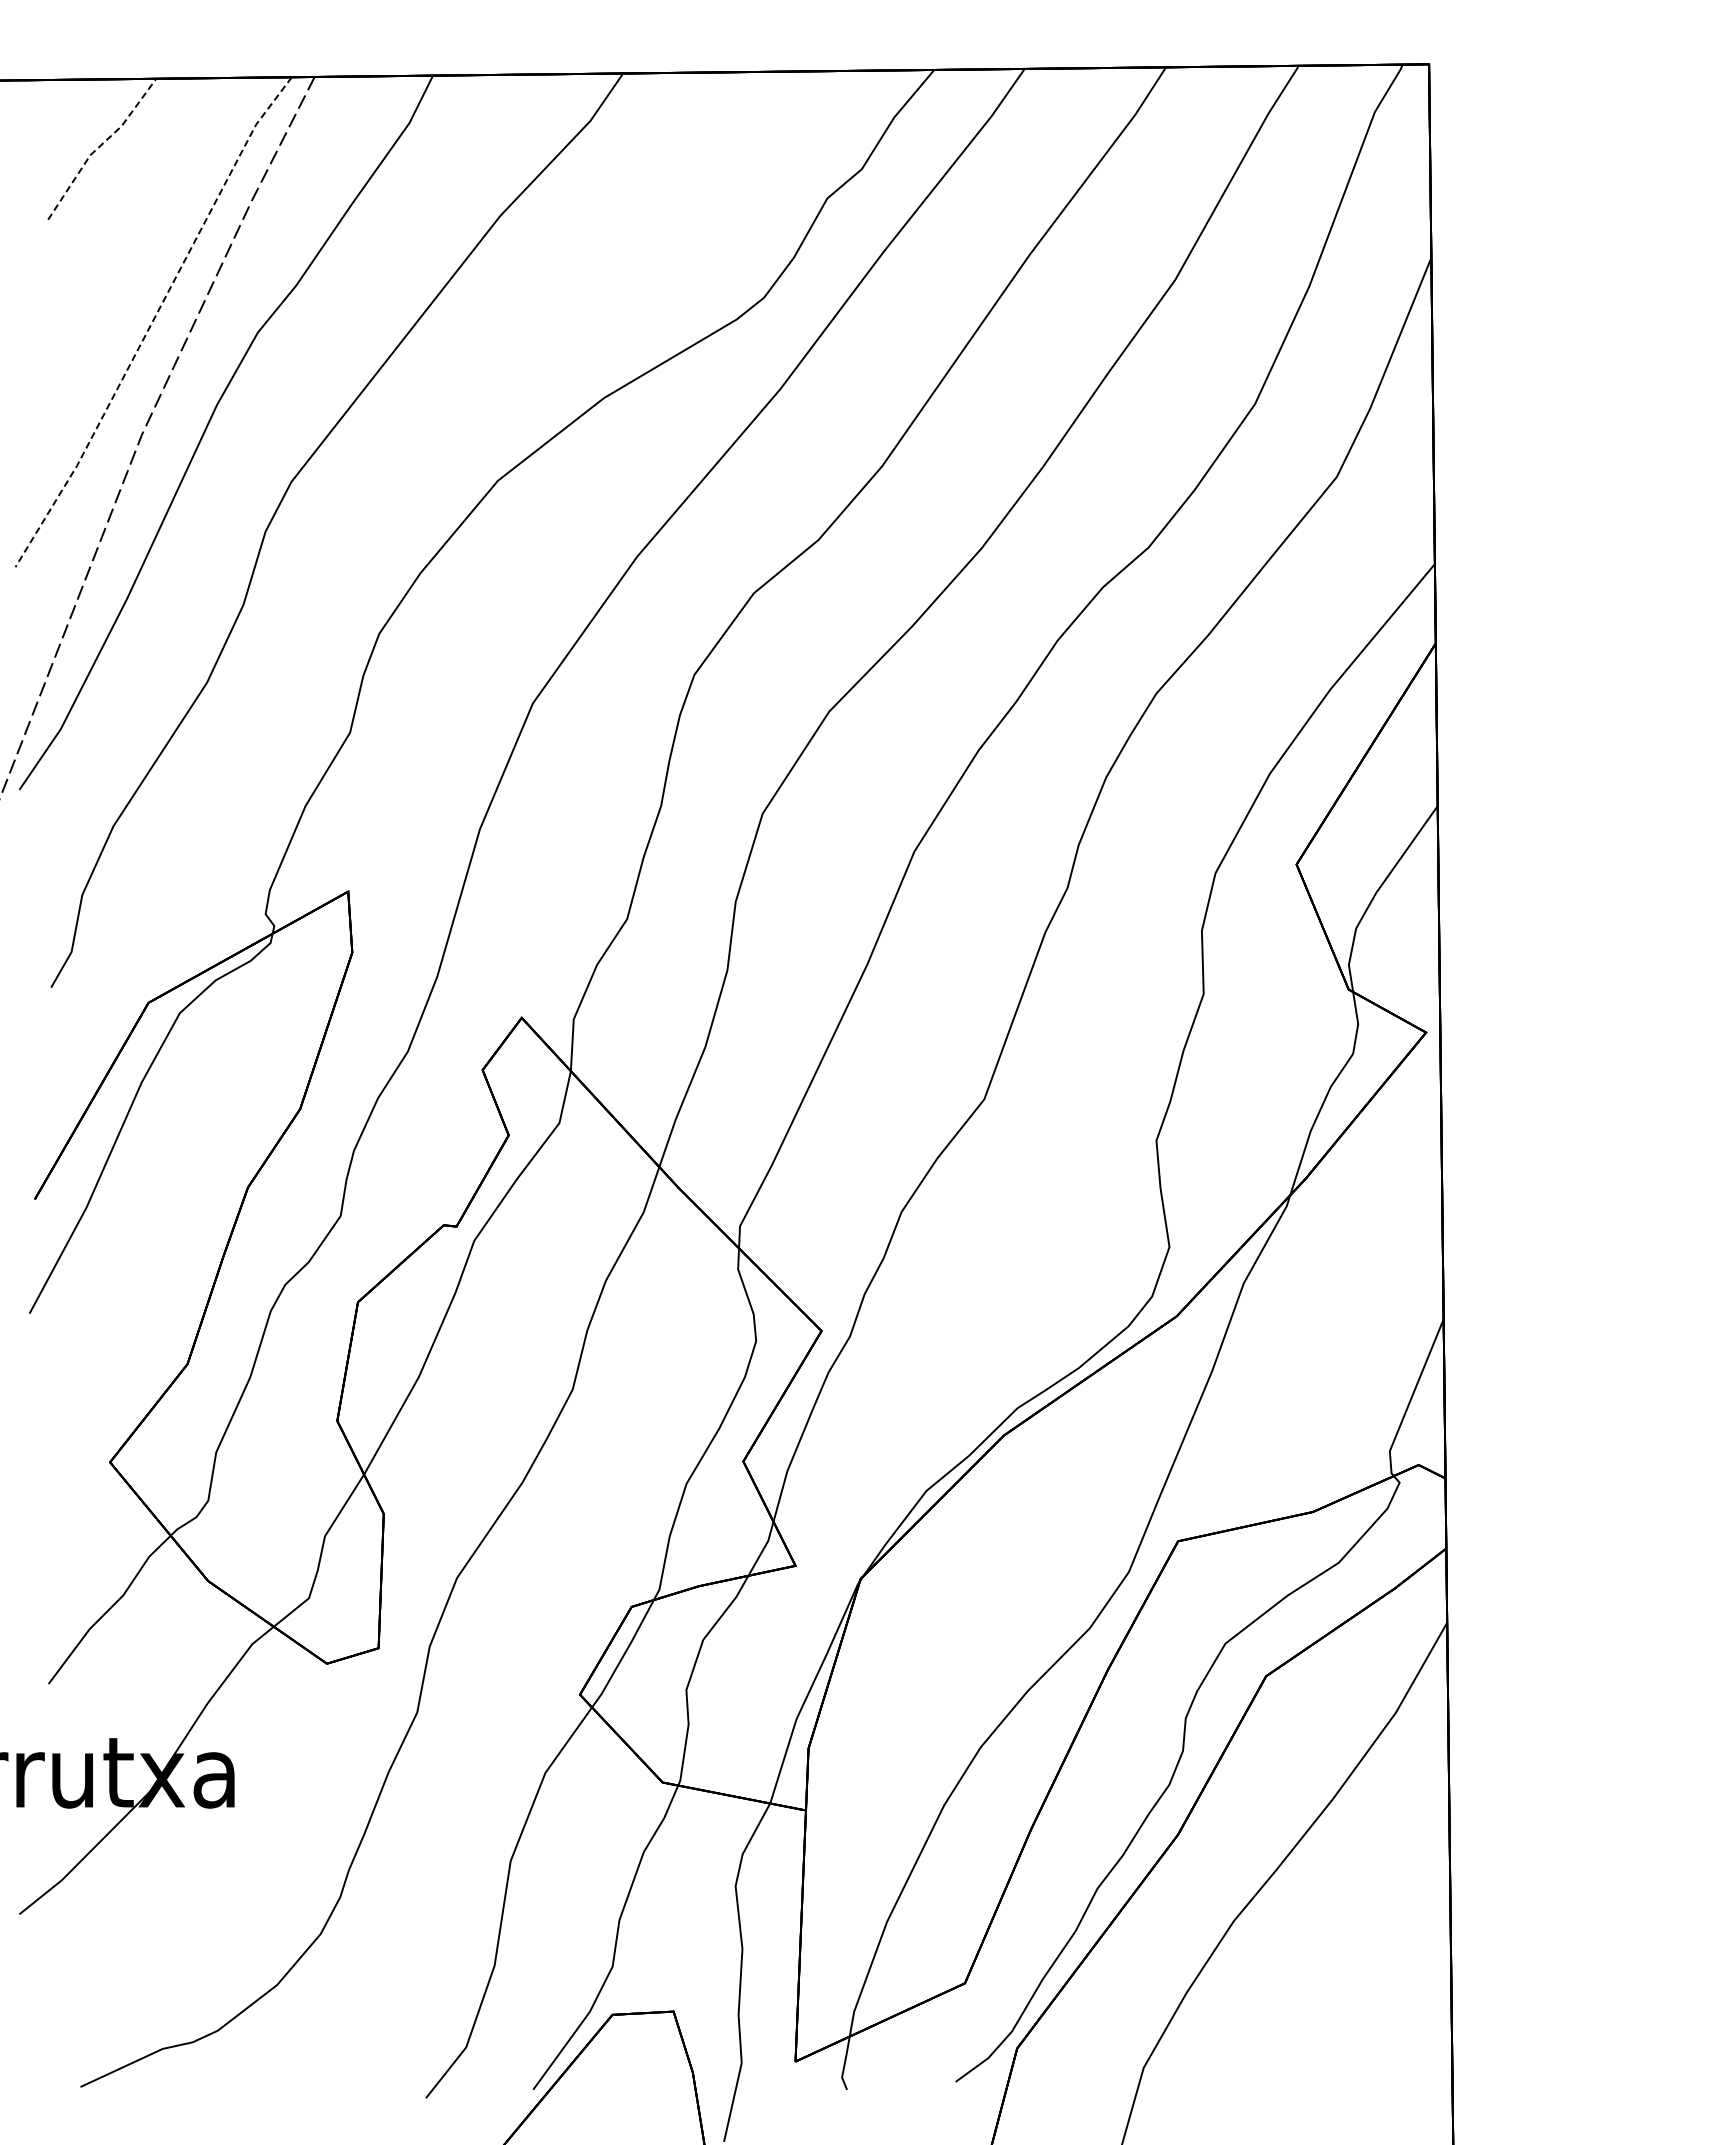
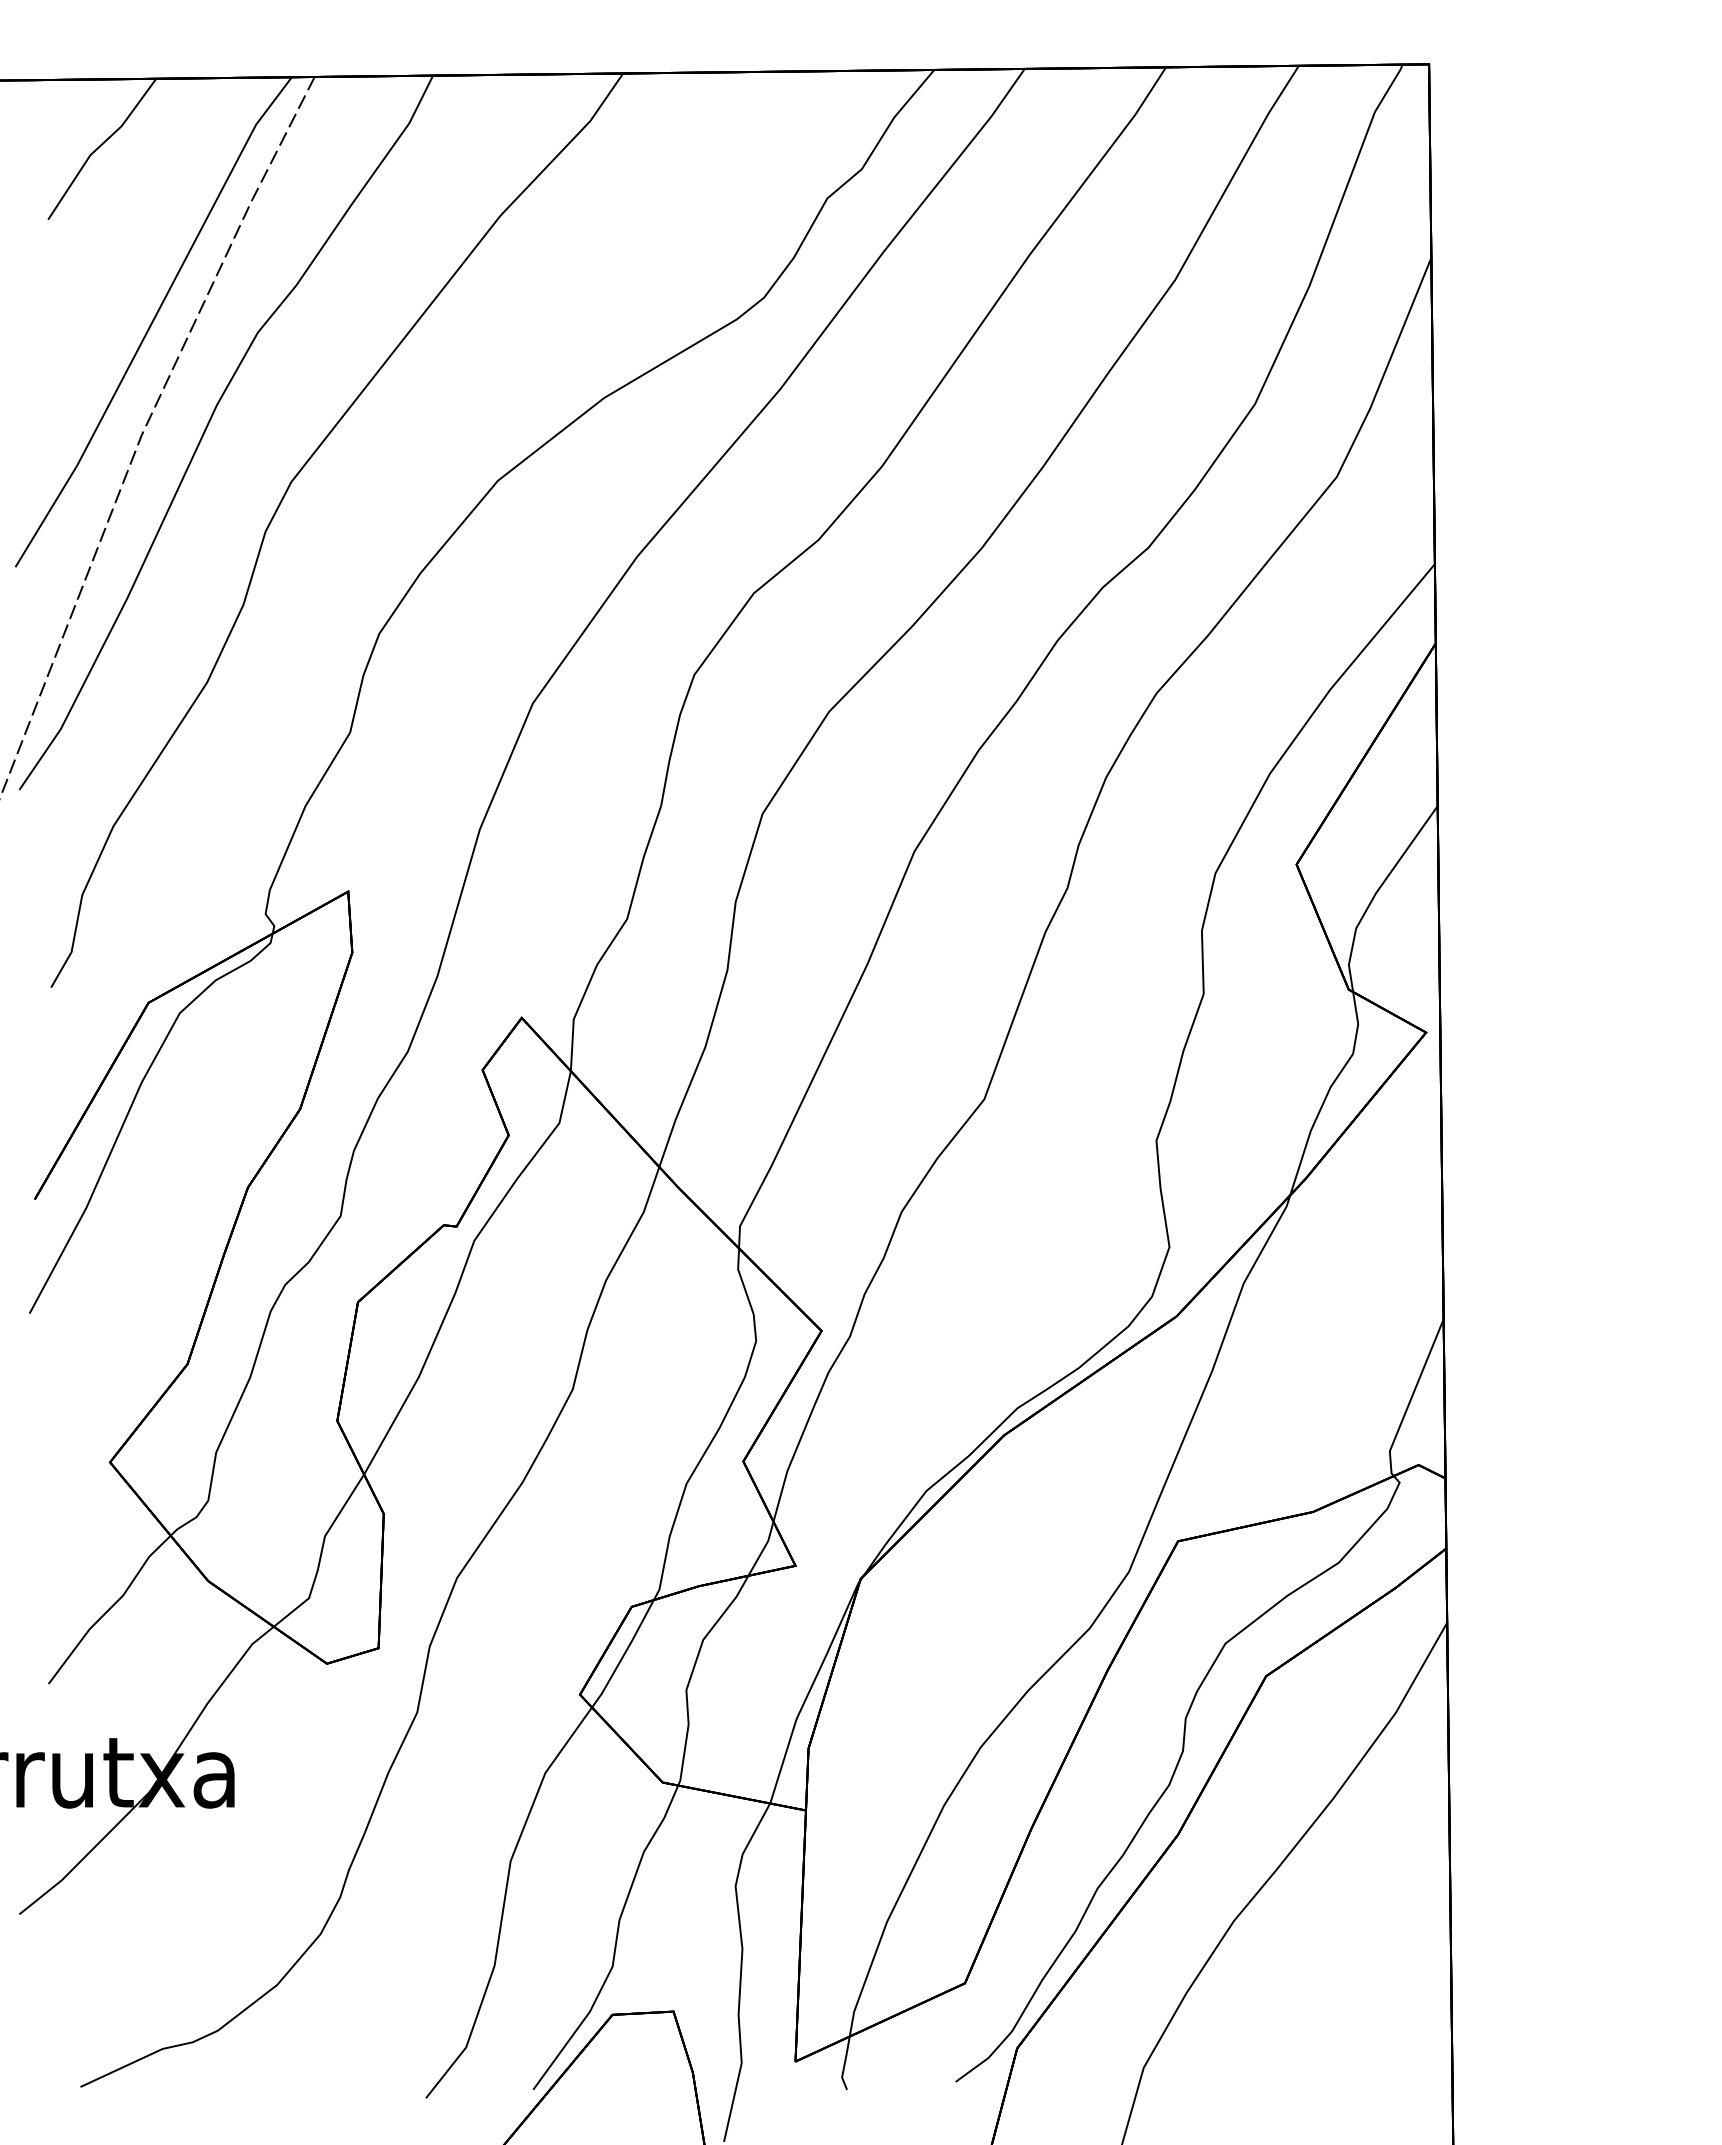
line: dashed -> solid (99, 147)
line: dashed -> solid (152, 321)
